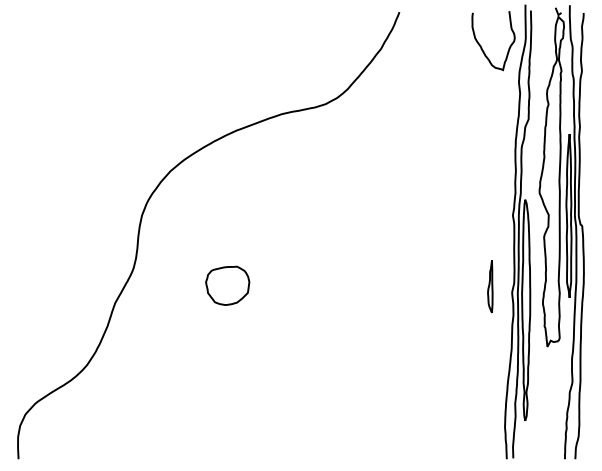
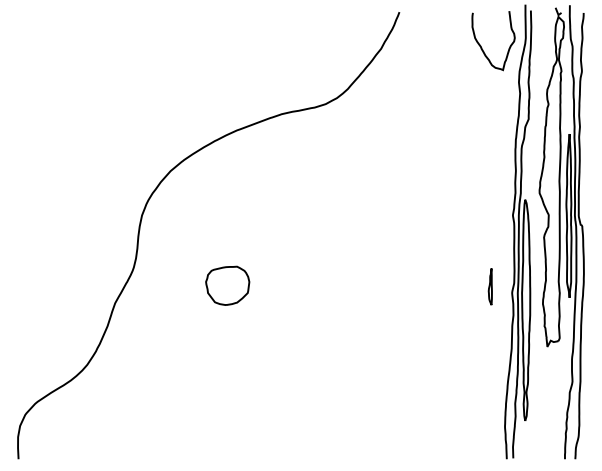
part size: 7x54 px -> 6x38 px (489, 286)
